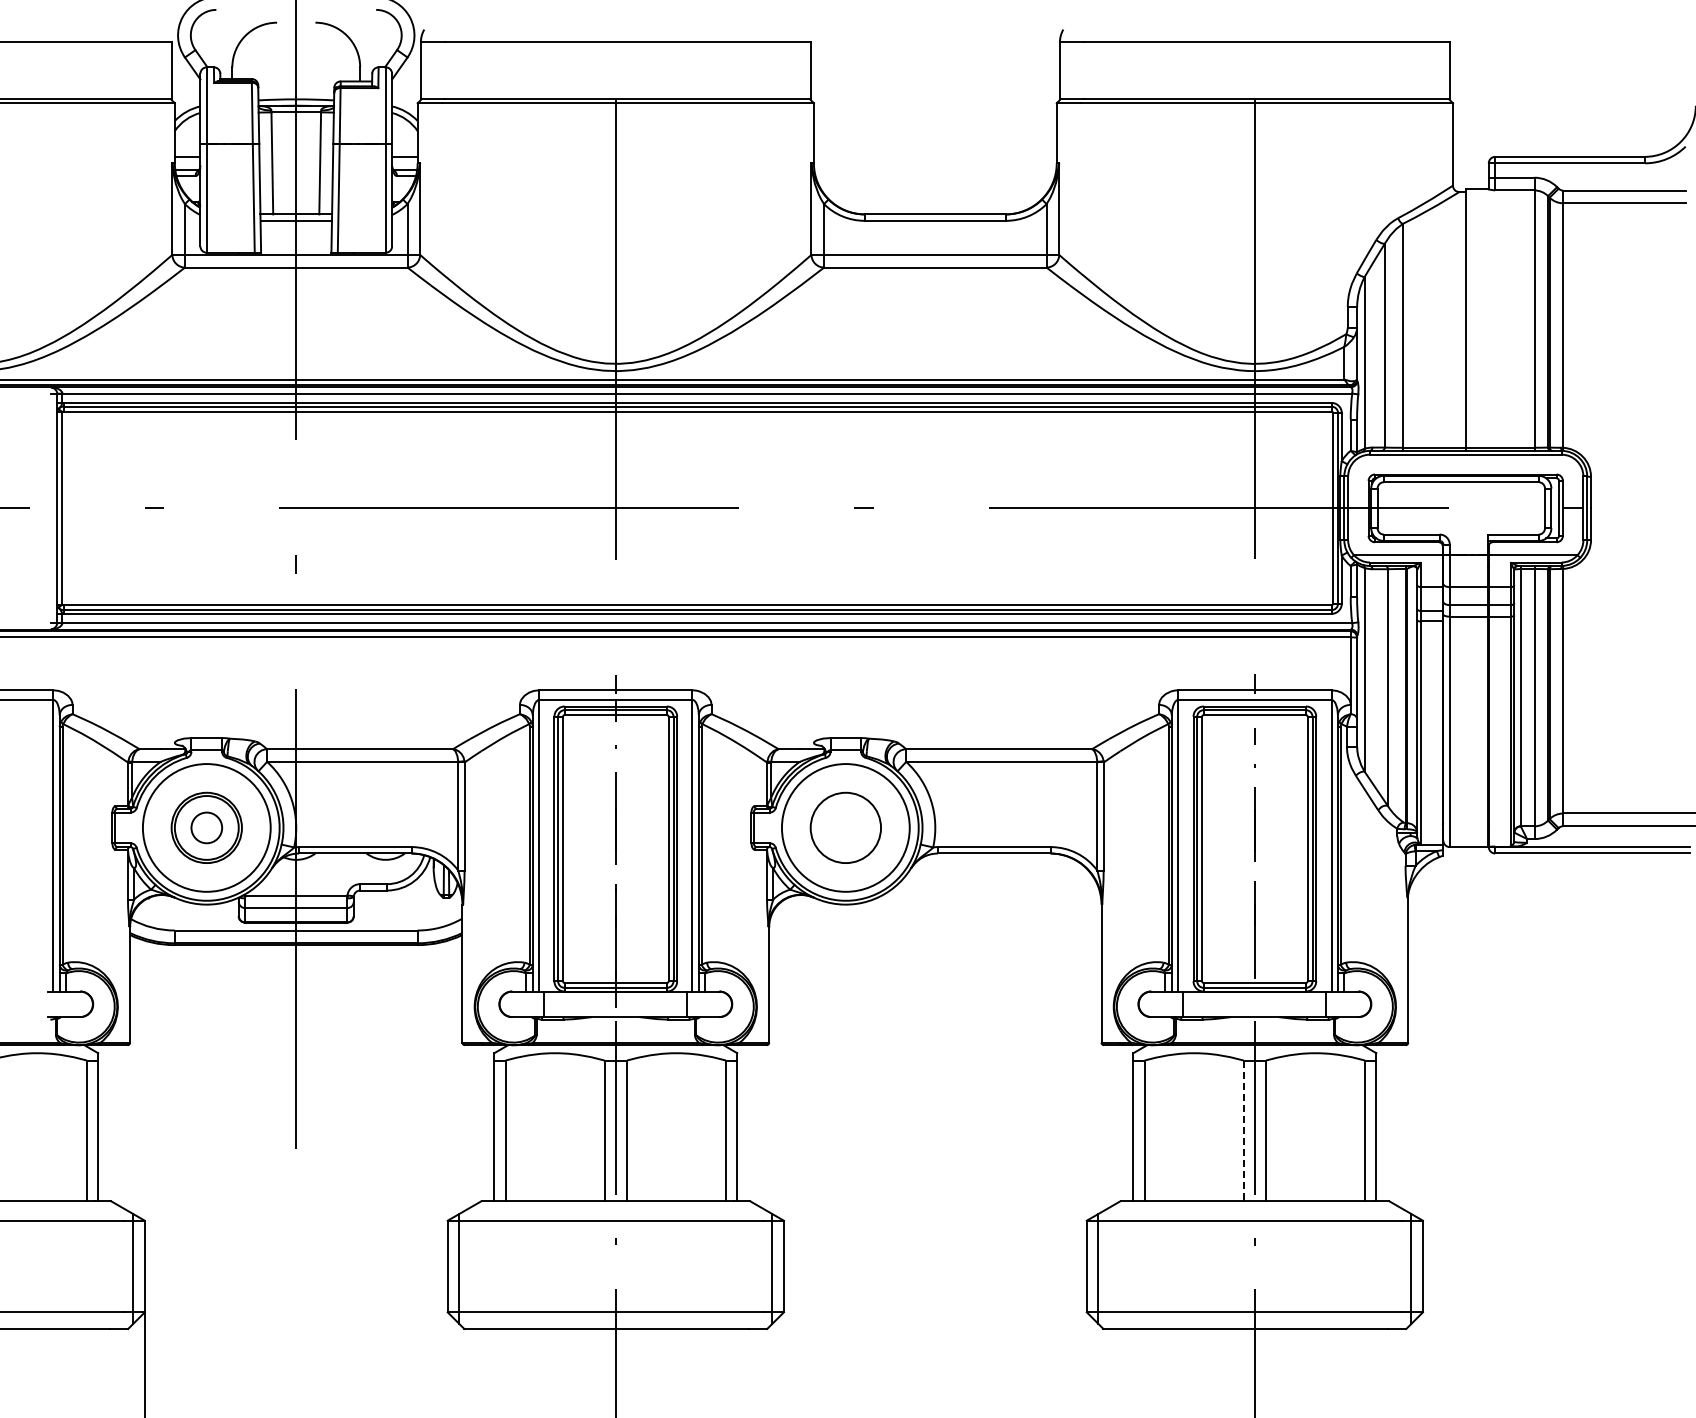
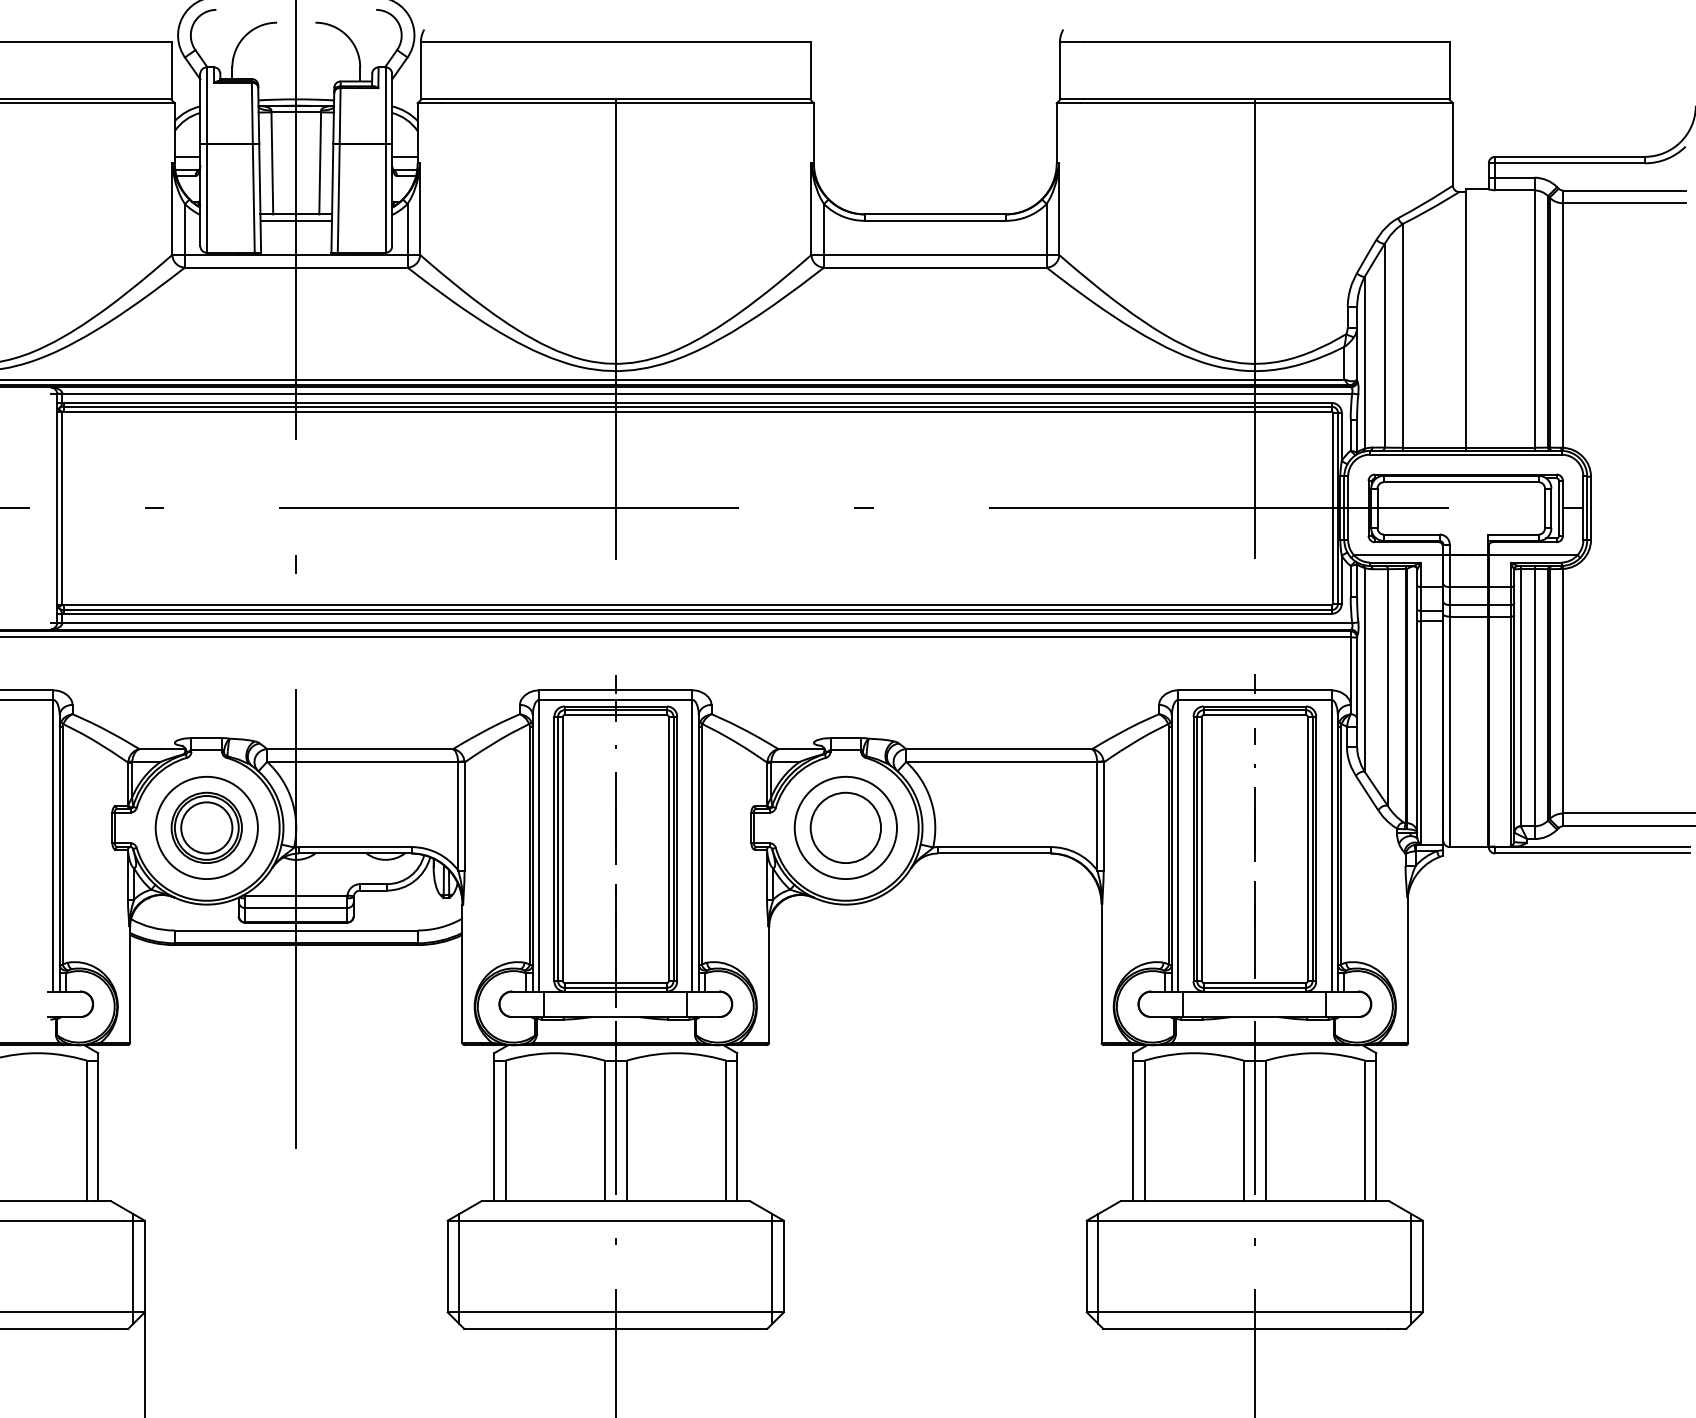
circle diameter: 128 px -> 102 px (206, 827)
circle diameter: 31 px -> 51 px (206, 827)
circle diameter: 128 px -> 102 px (845, 827)
line: dashed -> solid (1243, 1131)
